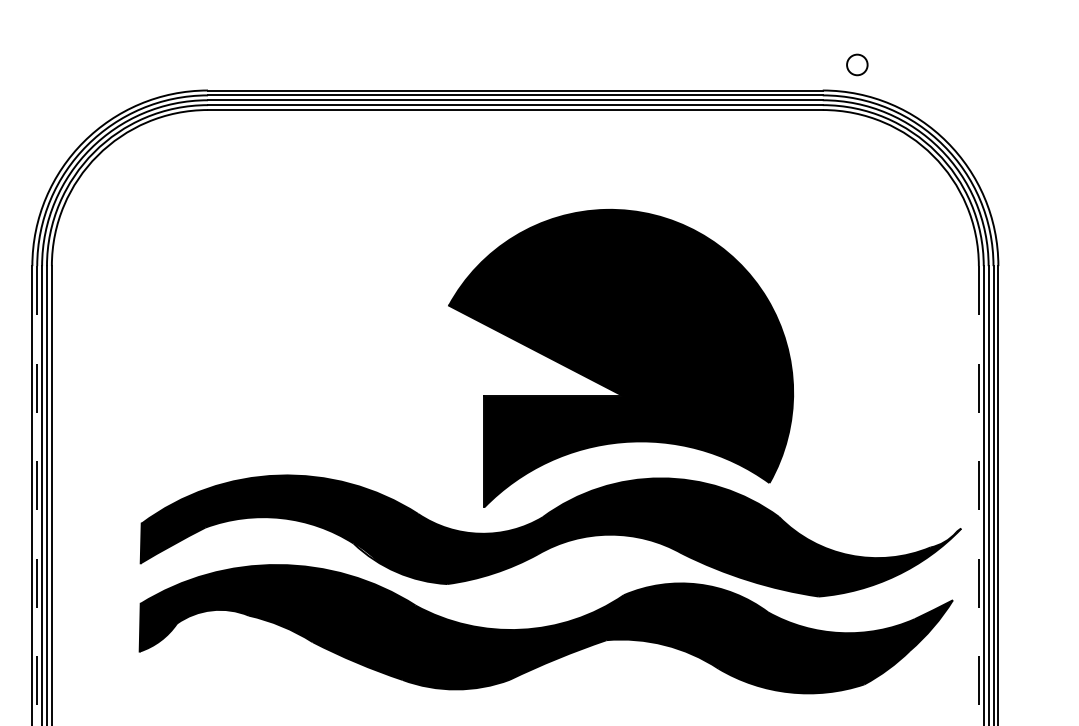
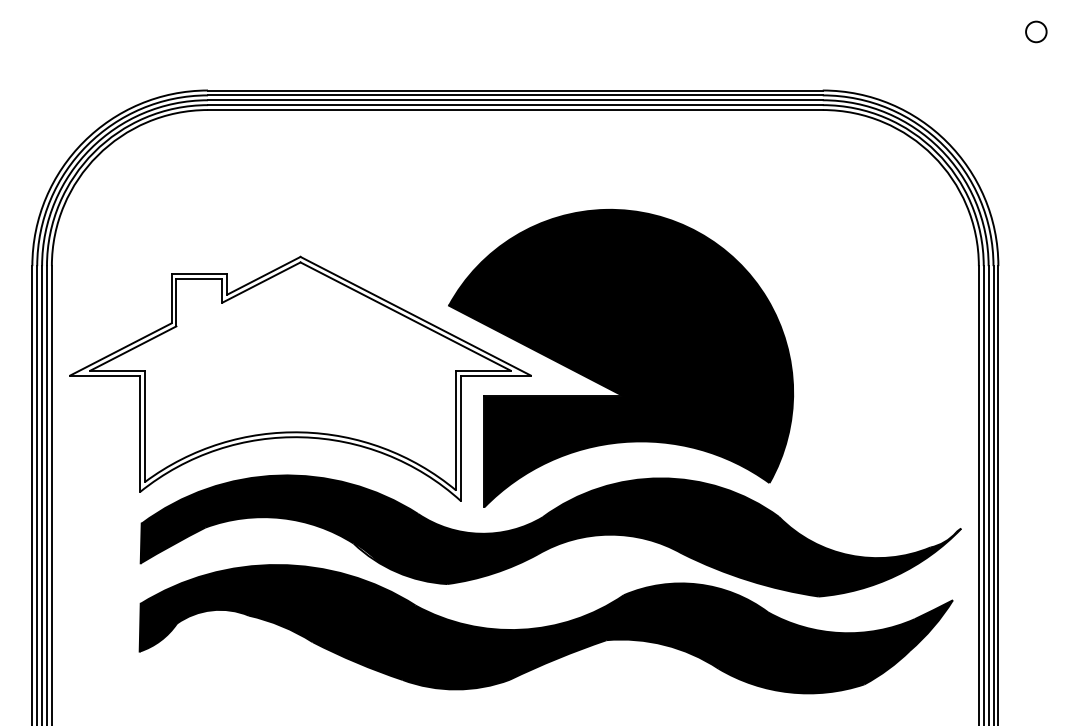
circle position: (857, 64) -> (1036, 31) (1036, 31)
part: none -> present (300, 378)
line: dashed -> solid (37, 496)
line: dashed -> solid (978, 496)
